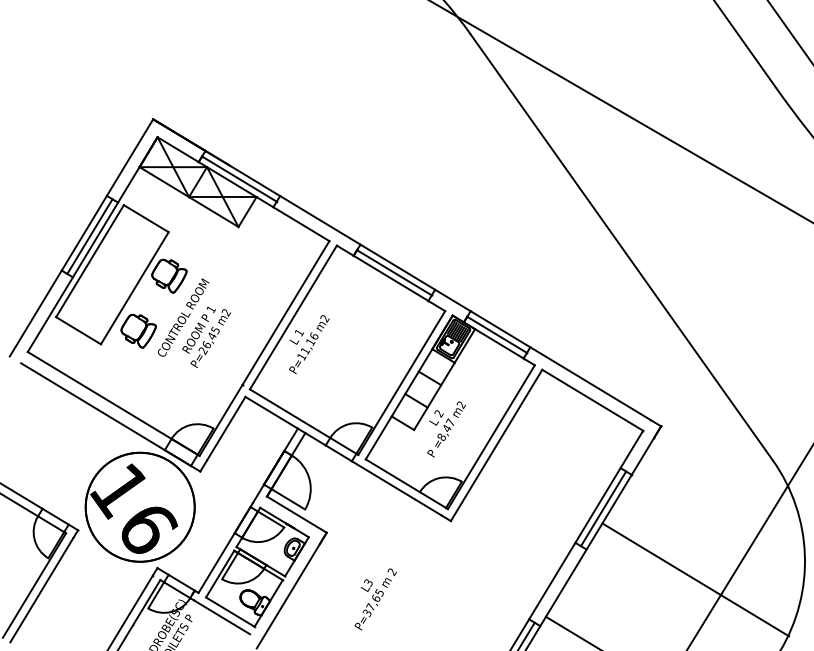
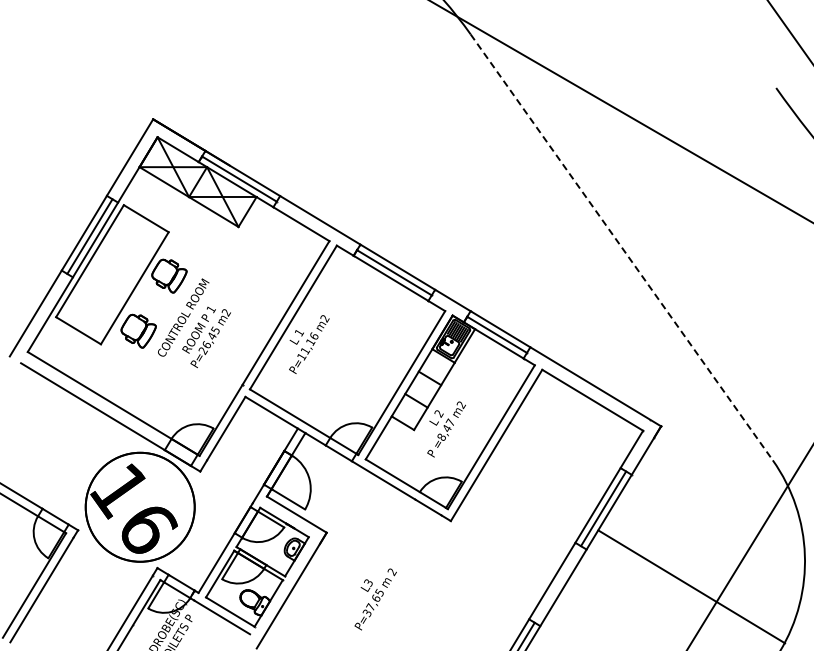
line: present -> none (745, 44)
line: solid -> dashed (622, 247)
line position: (695, 579) -> (691, 586) (691, 586)
line: present -> none (571, 631)
